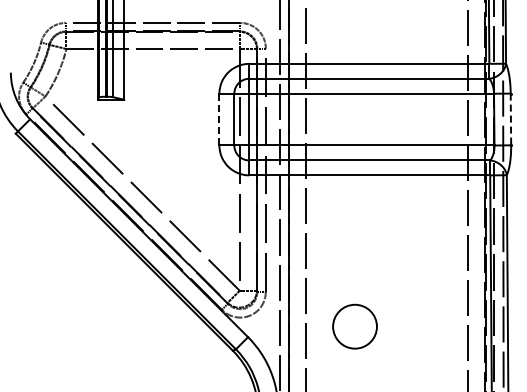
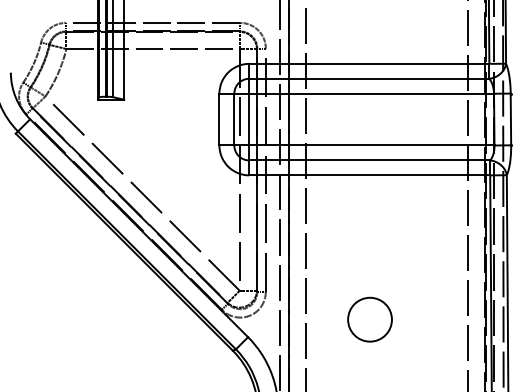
line: dashed -> solid (219, 119)
line: dashed -> solid (510, 119)
circle position: (354, 326) -> (369, 319) (369, 319)
